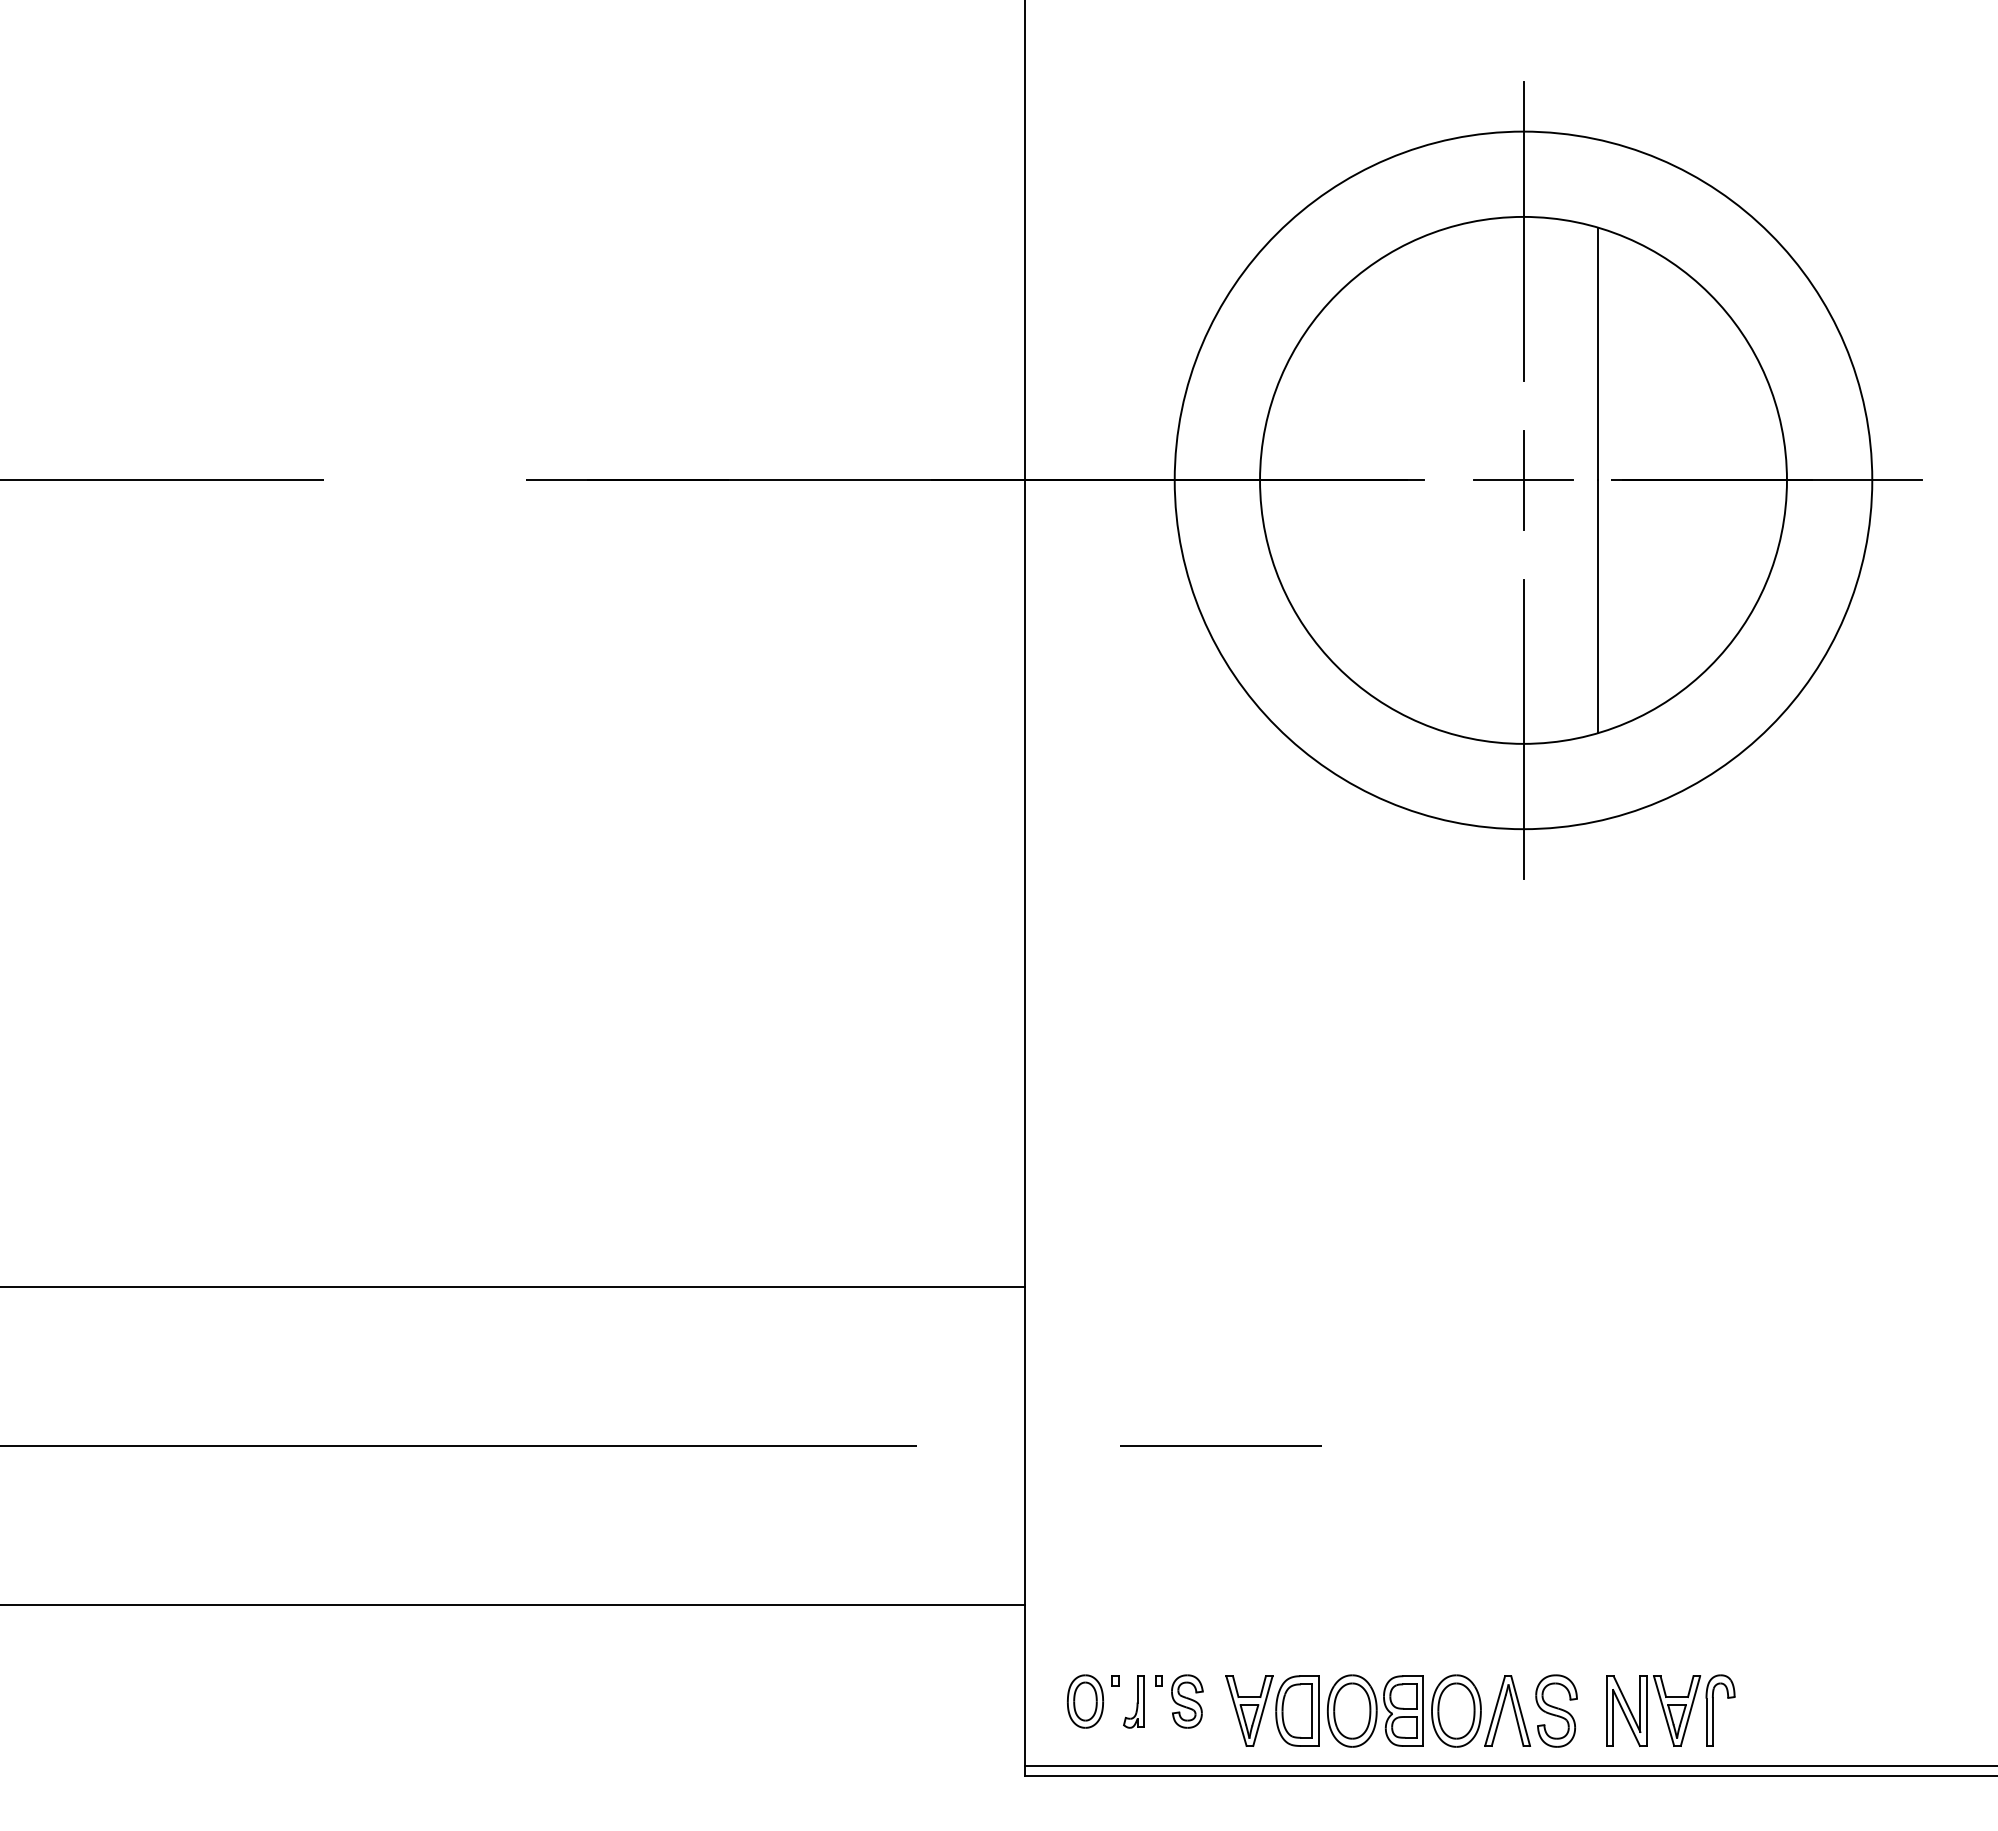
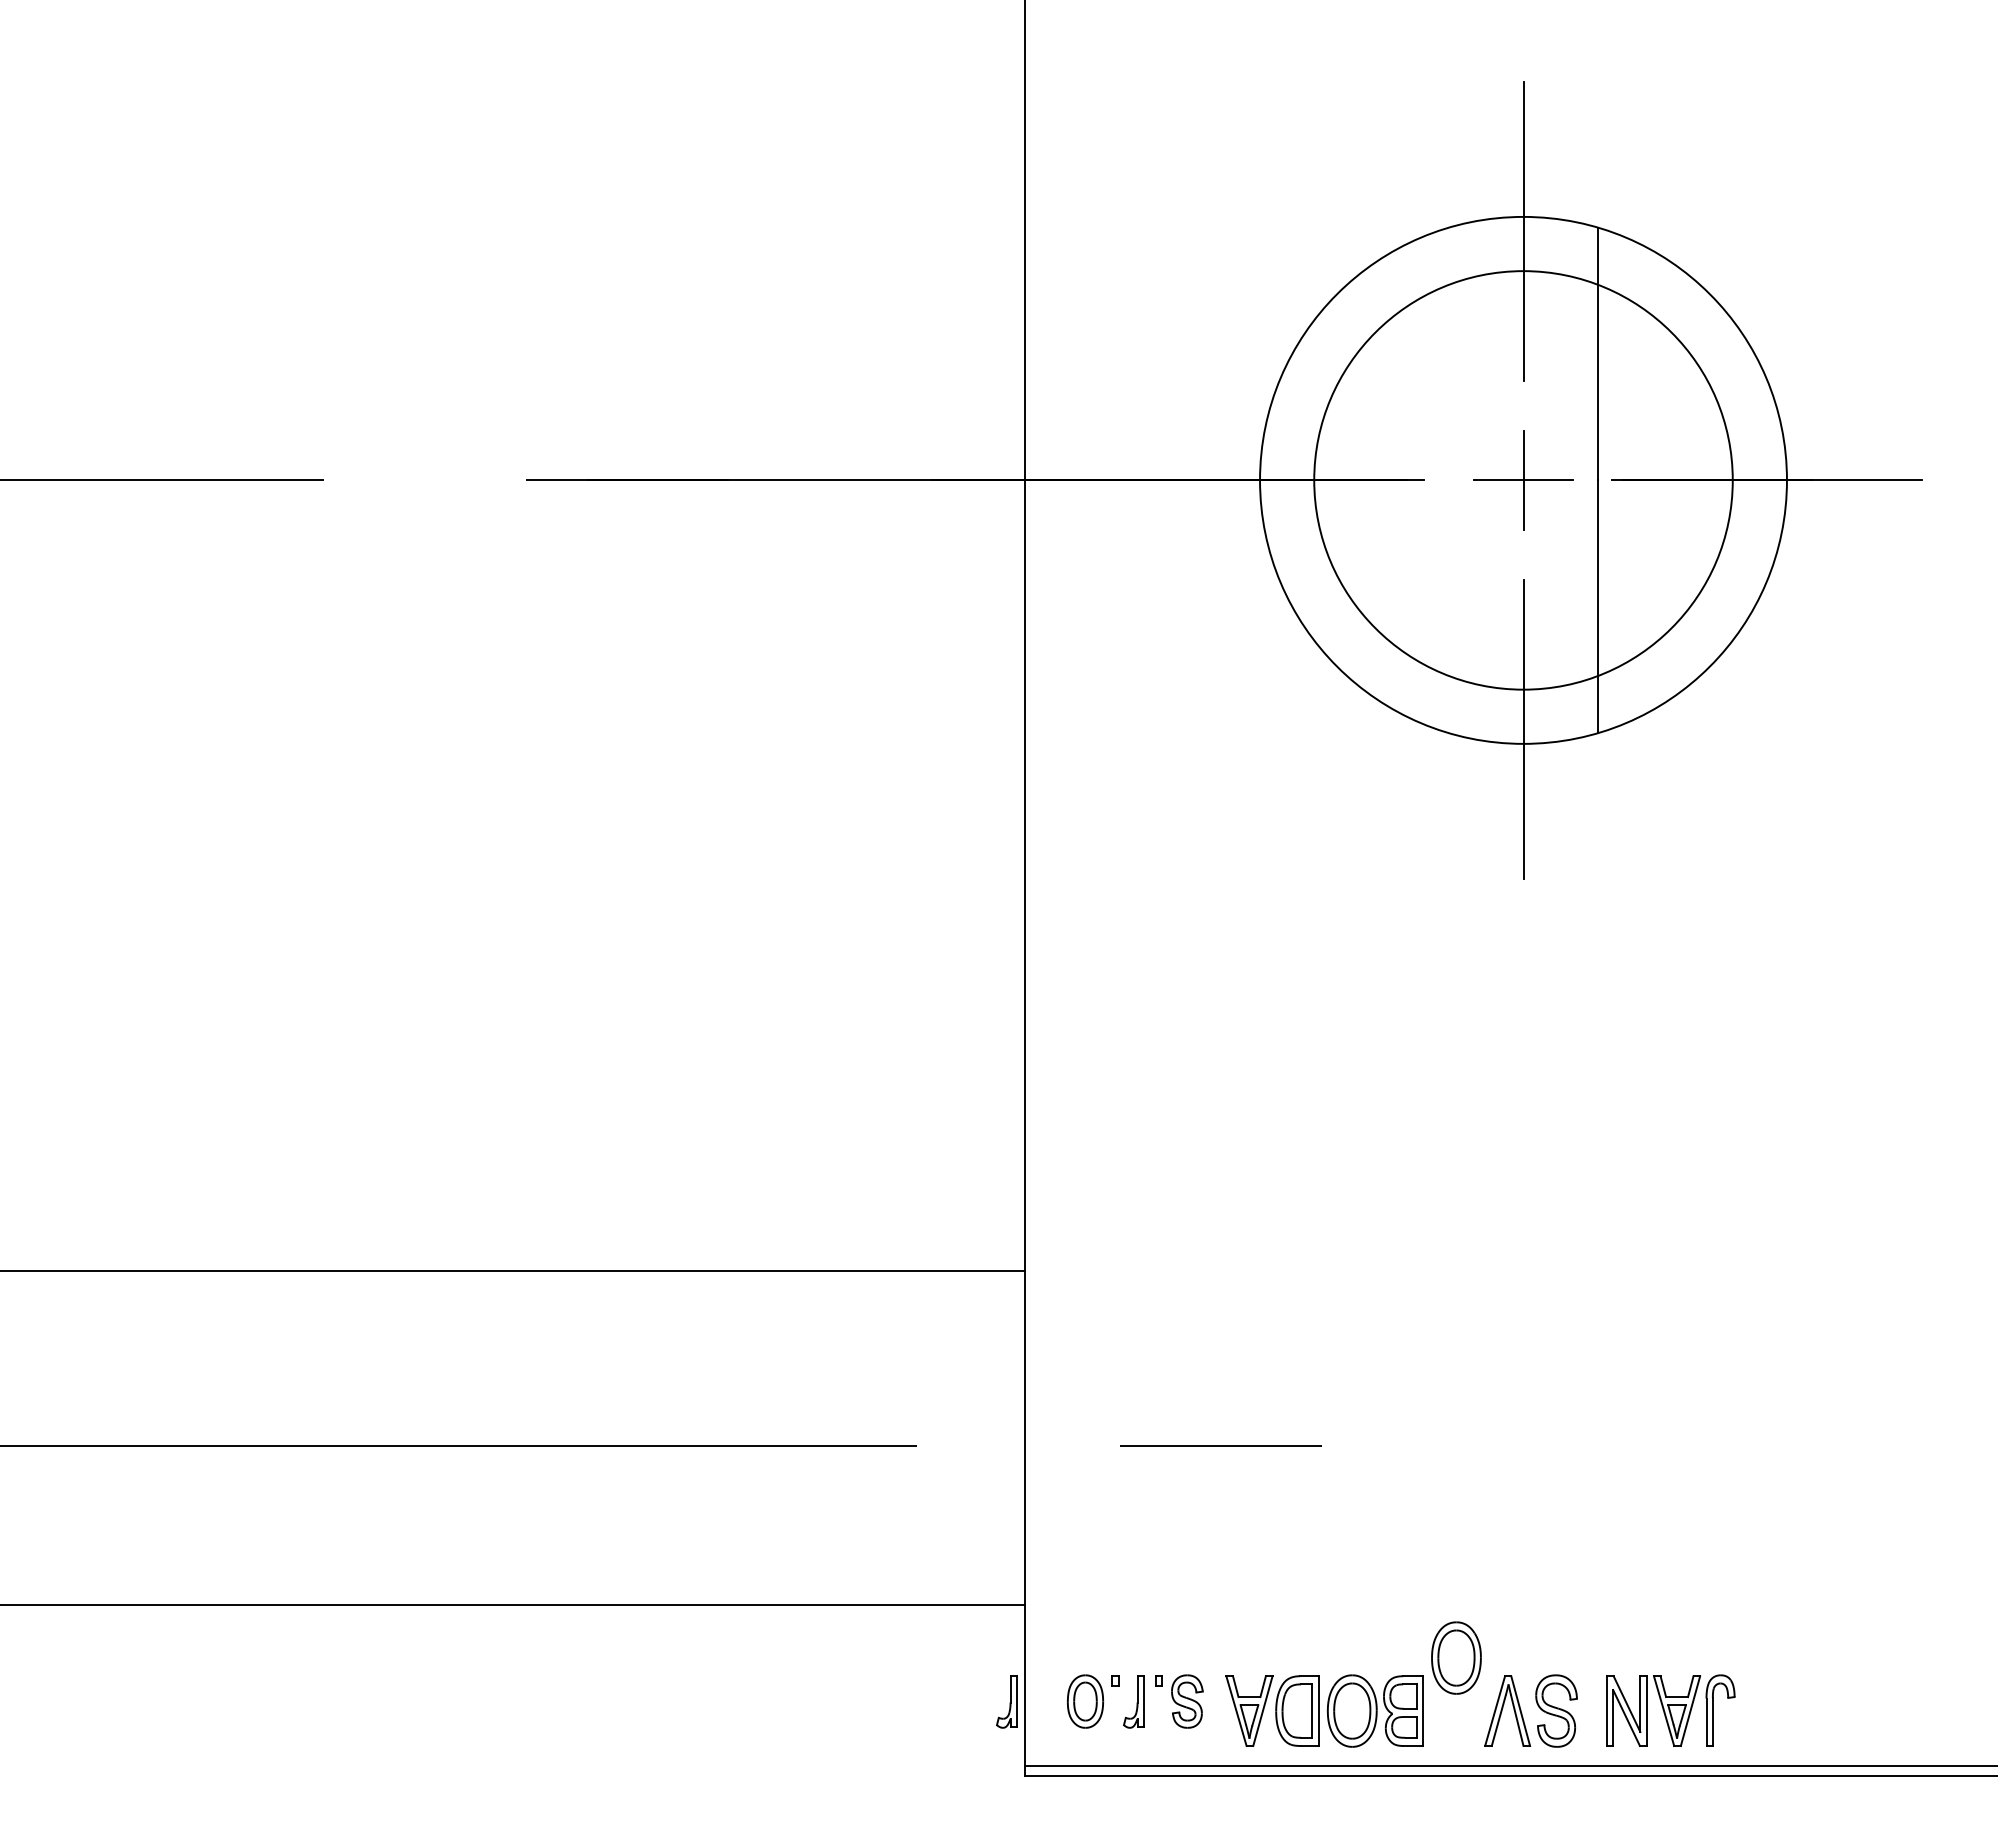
circle diameter: 698 px -> 419 px (1523, 480)
line position: (513, 1286) -> (513, 1270) (513, 1270)
part: none -> present (1006, 1701)
part position: (1456, 1710) -> (1456, 1657) (1456, 1657)
